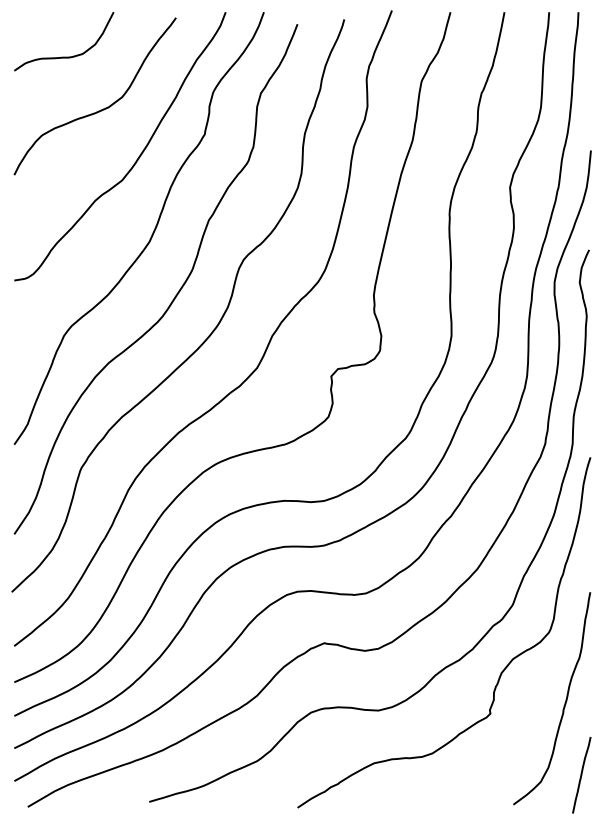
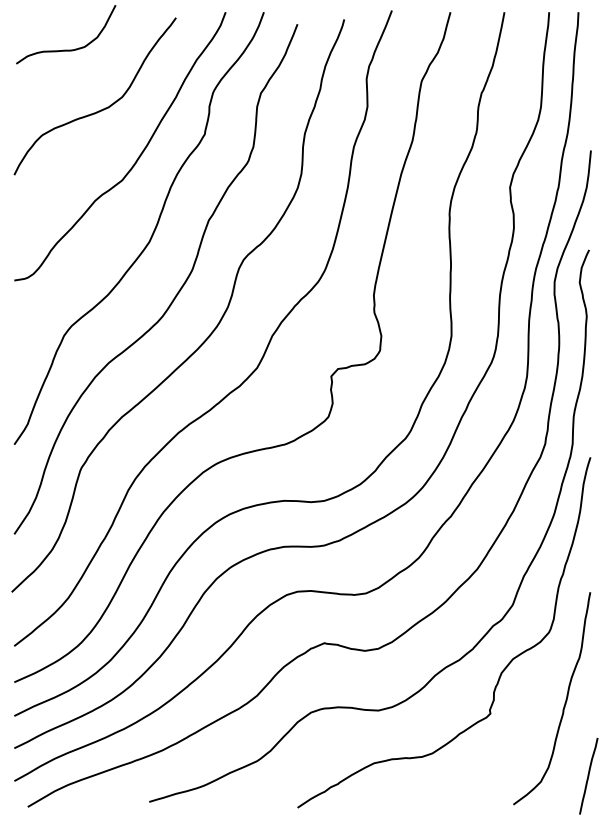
curve position: (64, 56) -> (66, 49) (66, 49)
line position: (581, 775) -> (588, 776) (588, 776)
